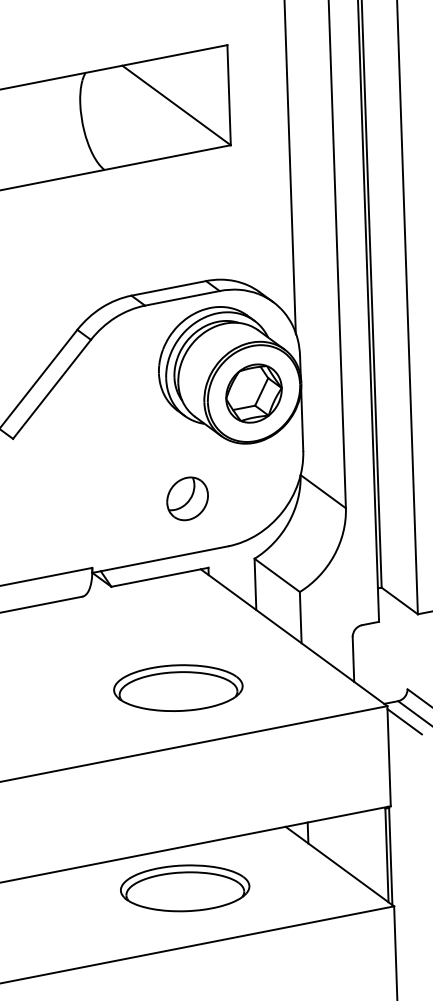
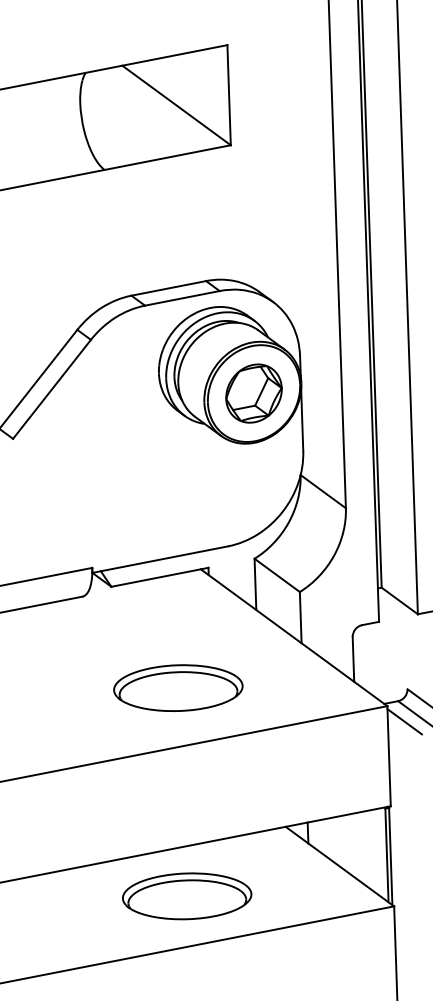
line: present -> none (289, 168)
part: present -> none (187, 498)
part position: (185, 888) -> (187, 896) (187, 896)
